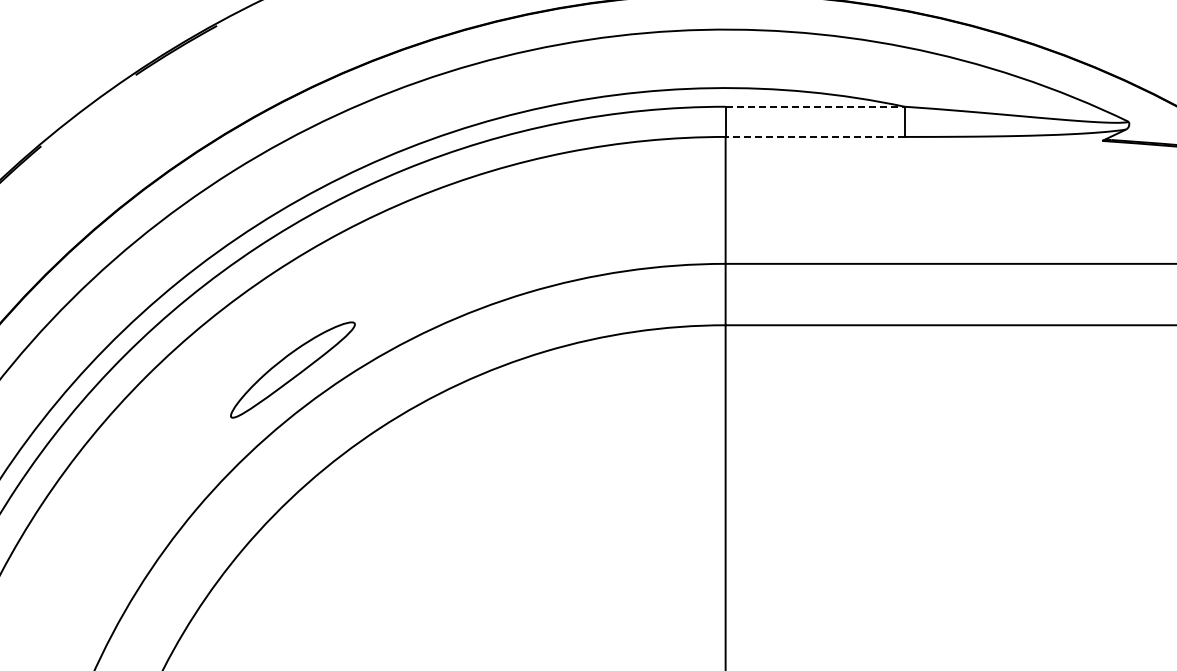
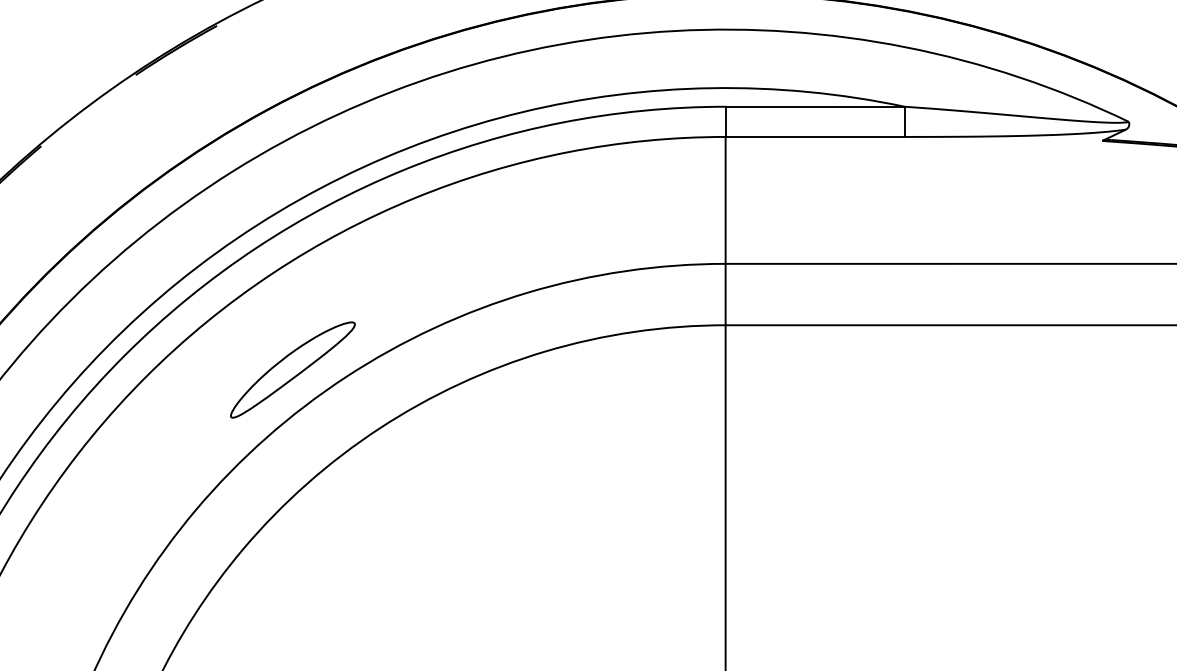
line: dashed -> solid (815, 106)
line: dashed -> solid (815, 136)
